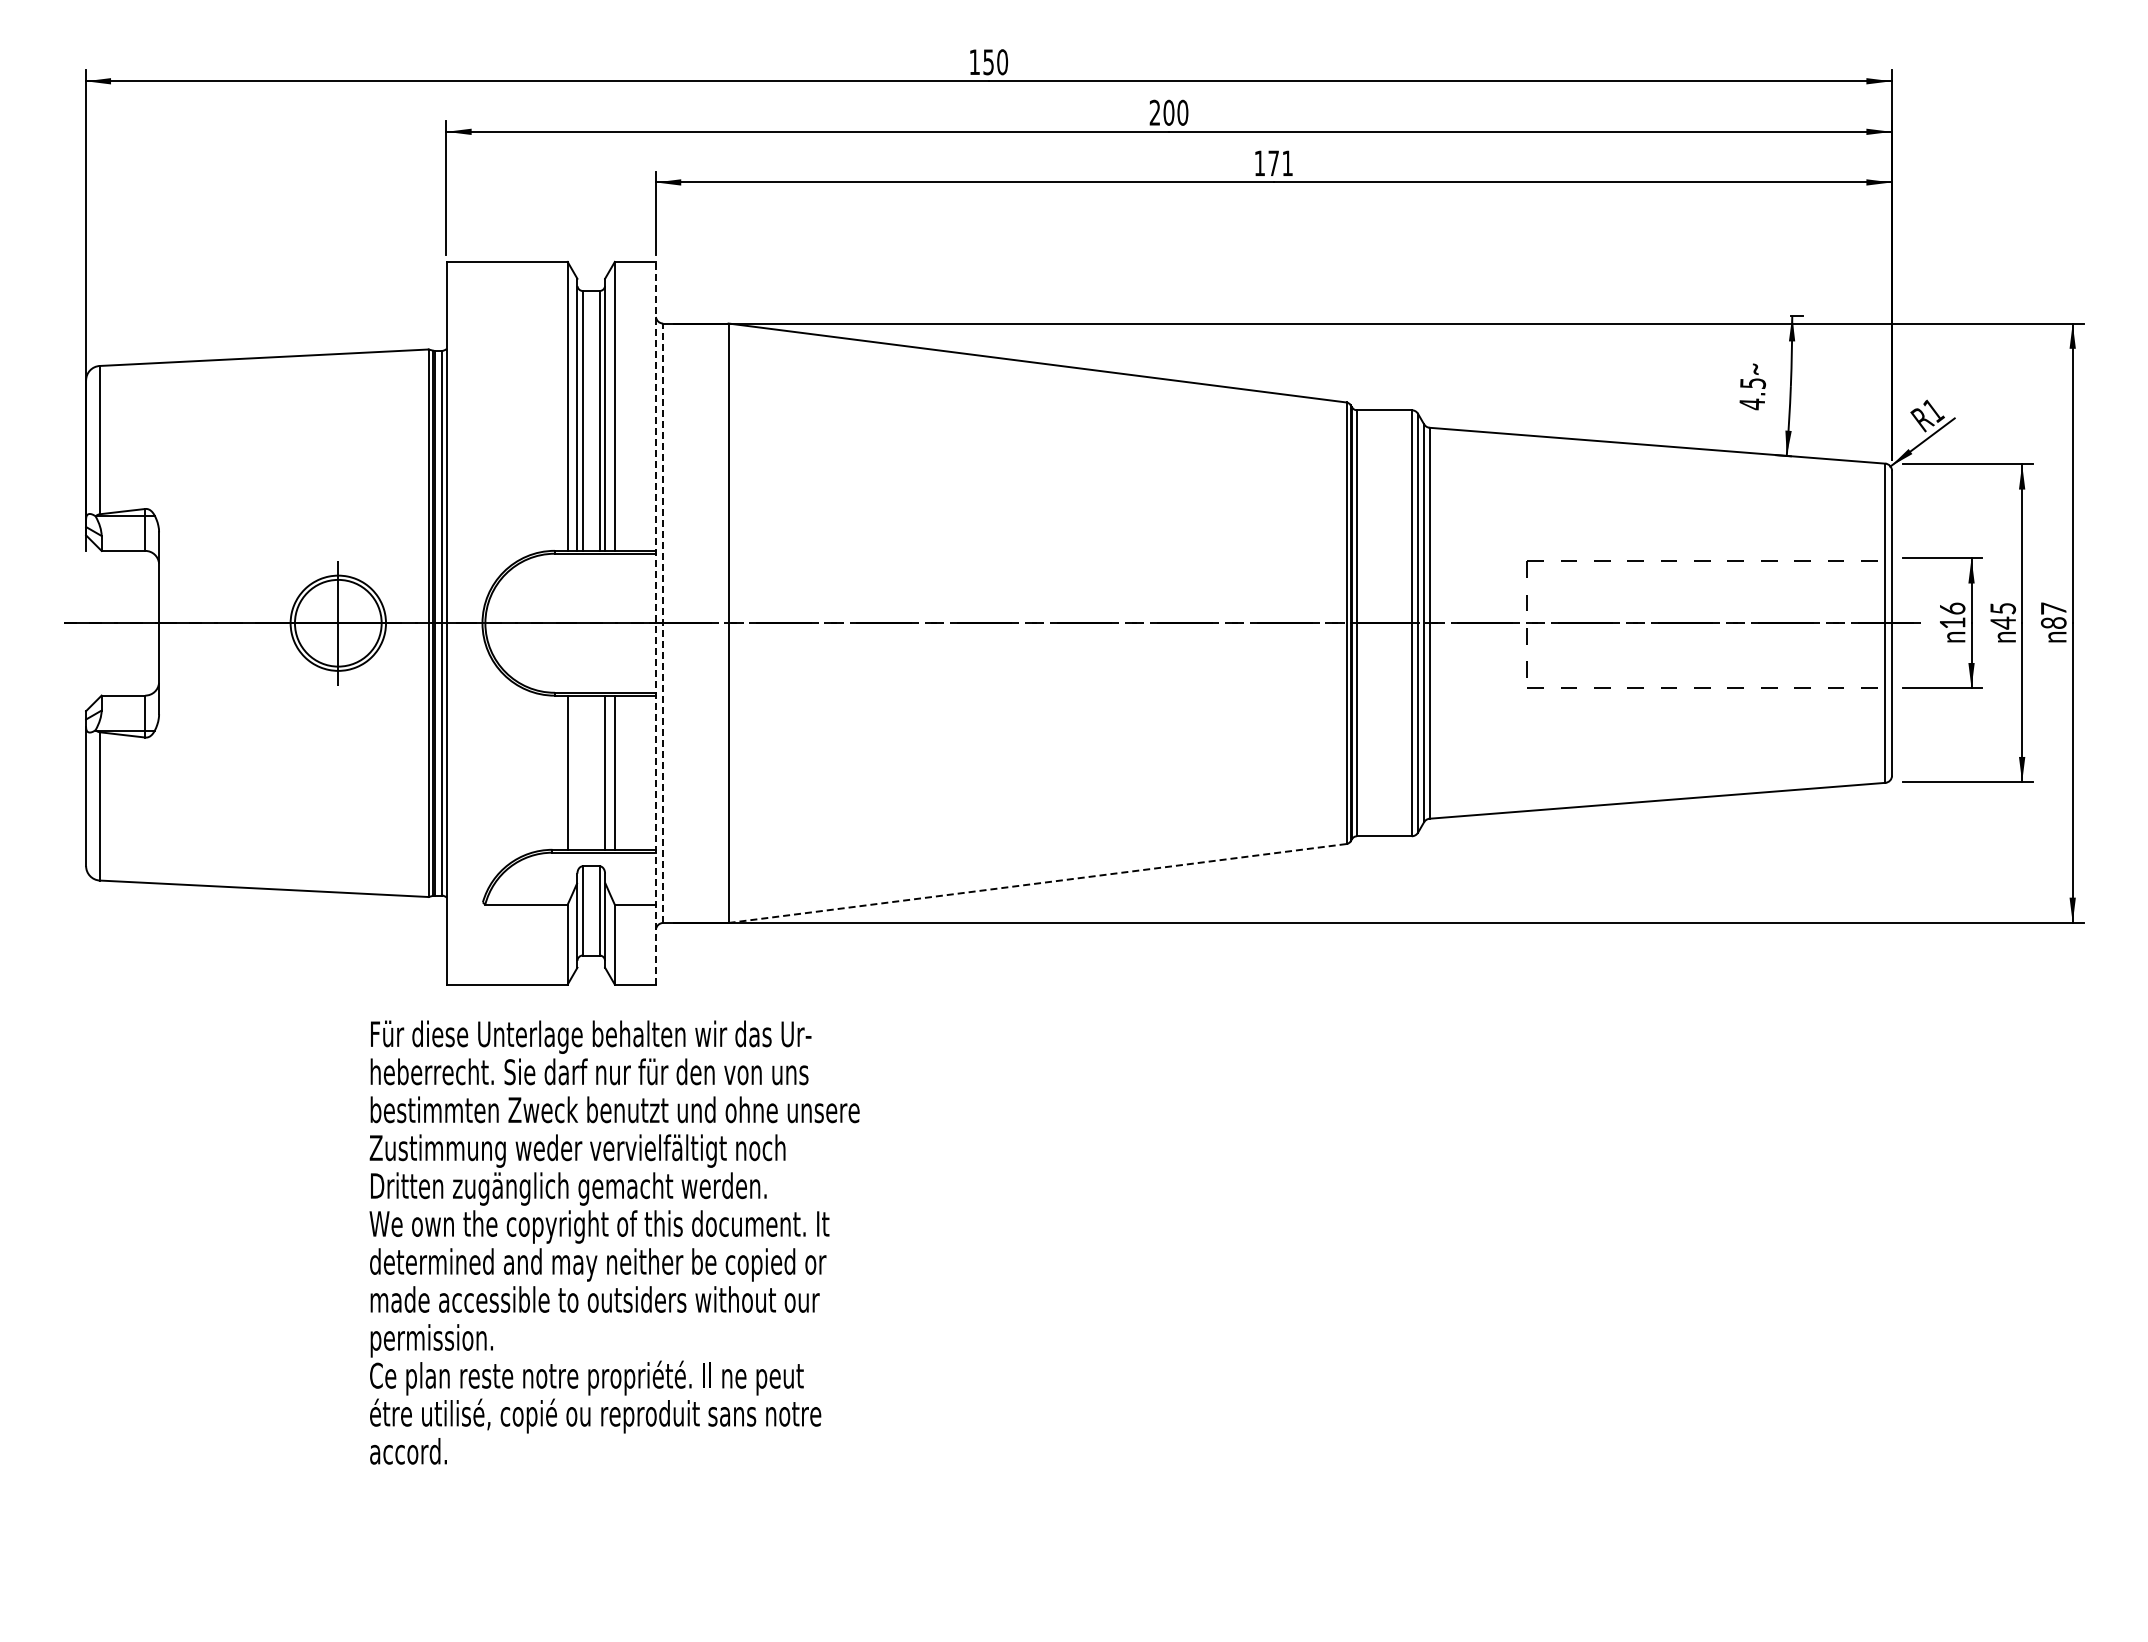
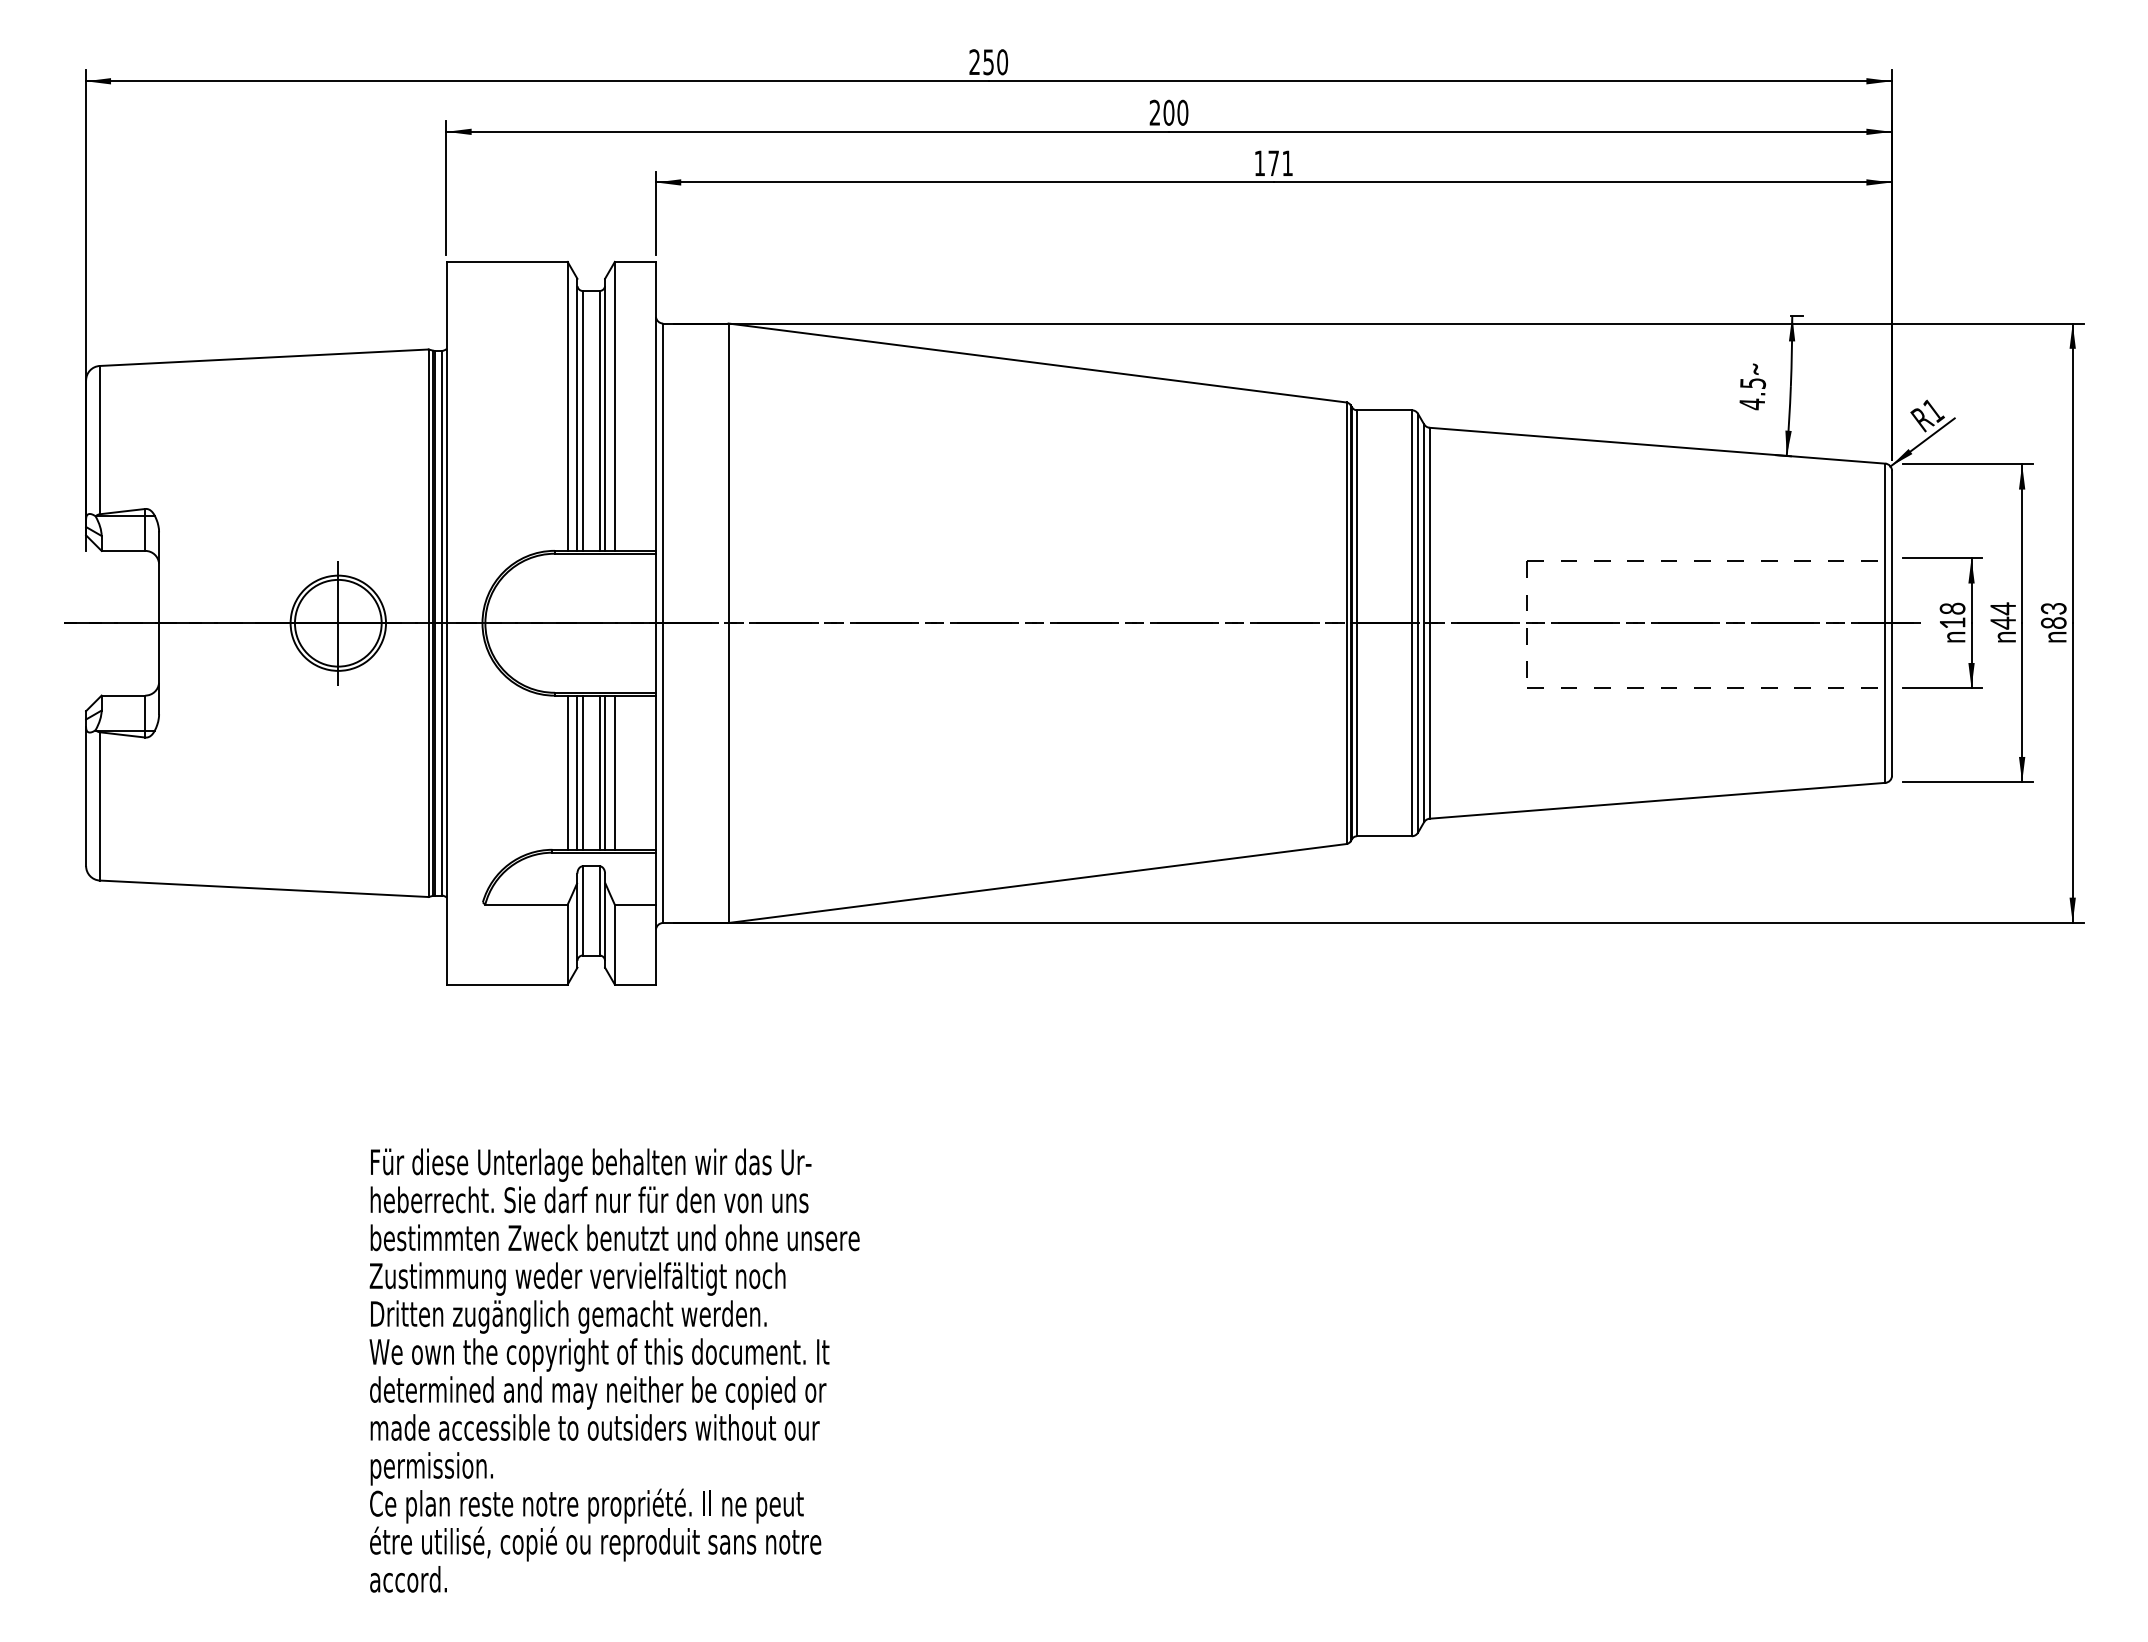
text: 150 -> 250 (974, 61)
text: 16 -> 18 (1951, 608)
text: 45 -> 44 (2003, 608)
text: 87 -> 83 (2053, 608)
line: dashed -> solid (655, 622)
line: dashed -> solid (663, 623)
line: none -> present (577, 772)
line: none -> present (582, 772)
line: none -> present (599, 772)
line: dashed -> solid (1037, 883)
text position: (614, 1242) -> (614, 1370) (614, 1370)
